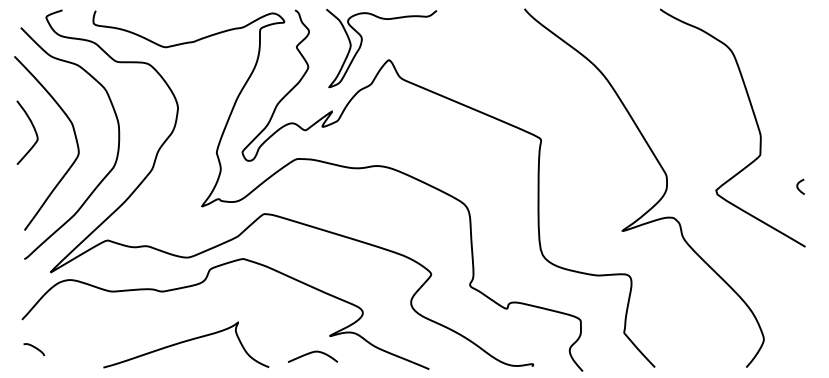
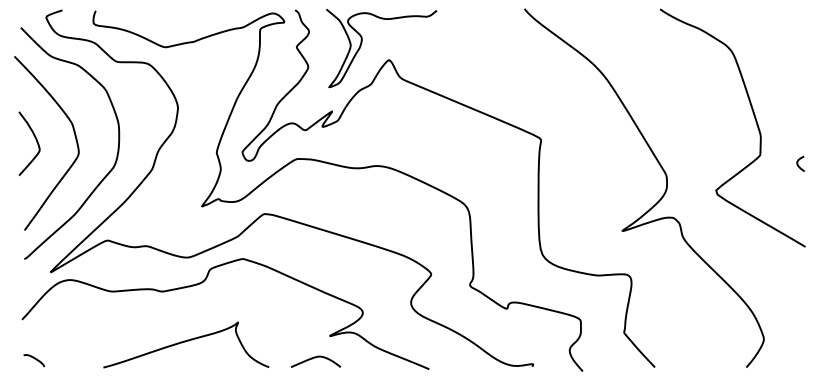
curve position: (33, 129) -> (35, 140) (35, 140)
curve position: (798, 186) -> (798, 163) (798, 163)
curve position: (34, 348) -> (34, 359) (34, 359)
curve position: (312, 353) -> (315, 358) (315, 358)
